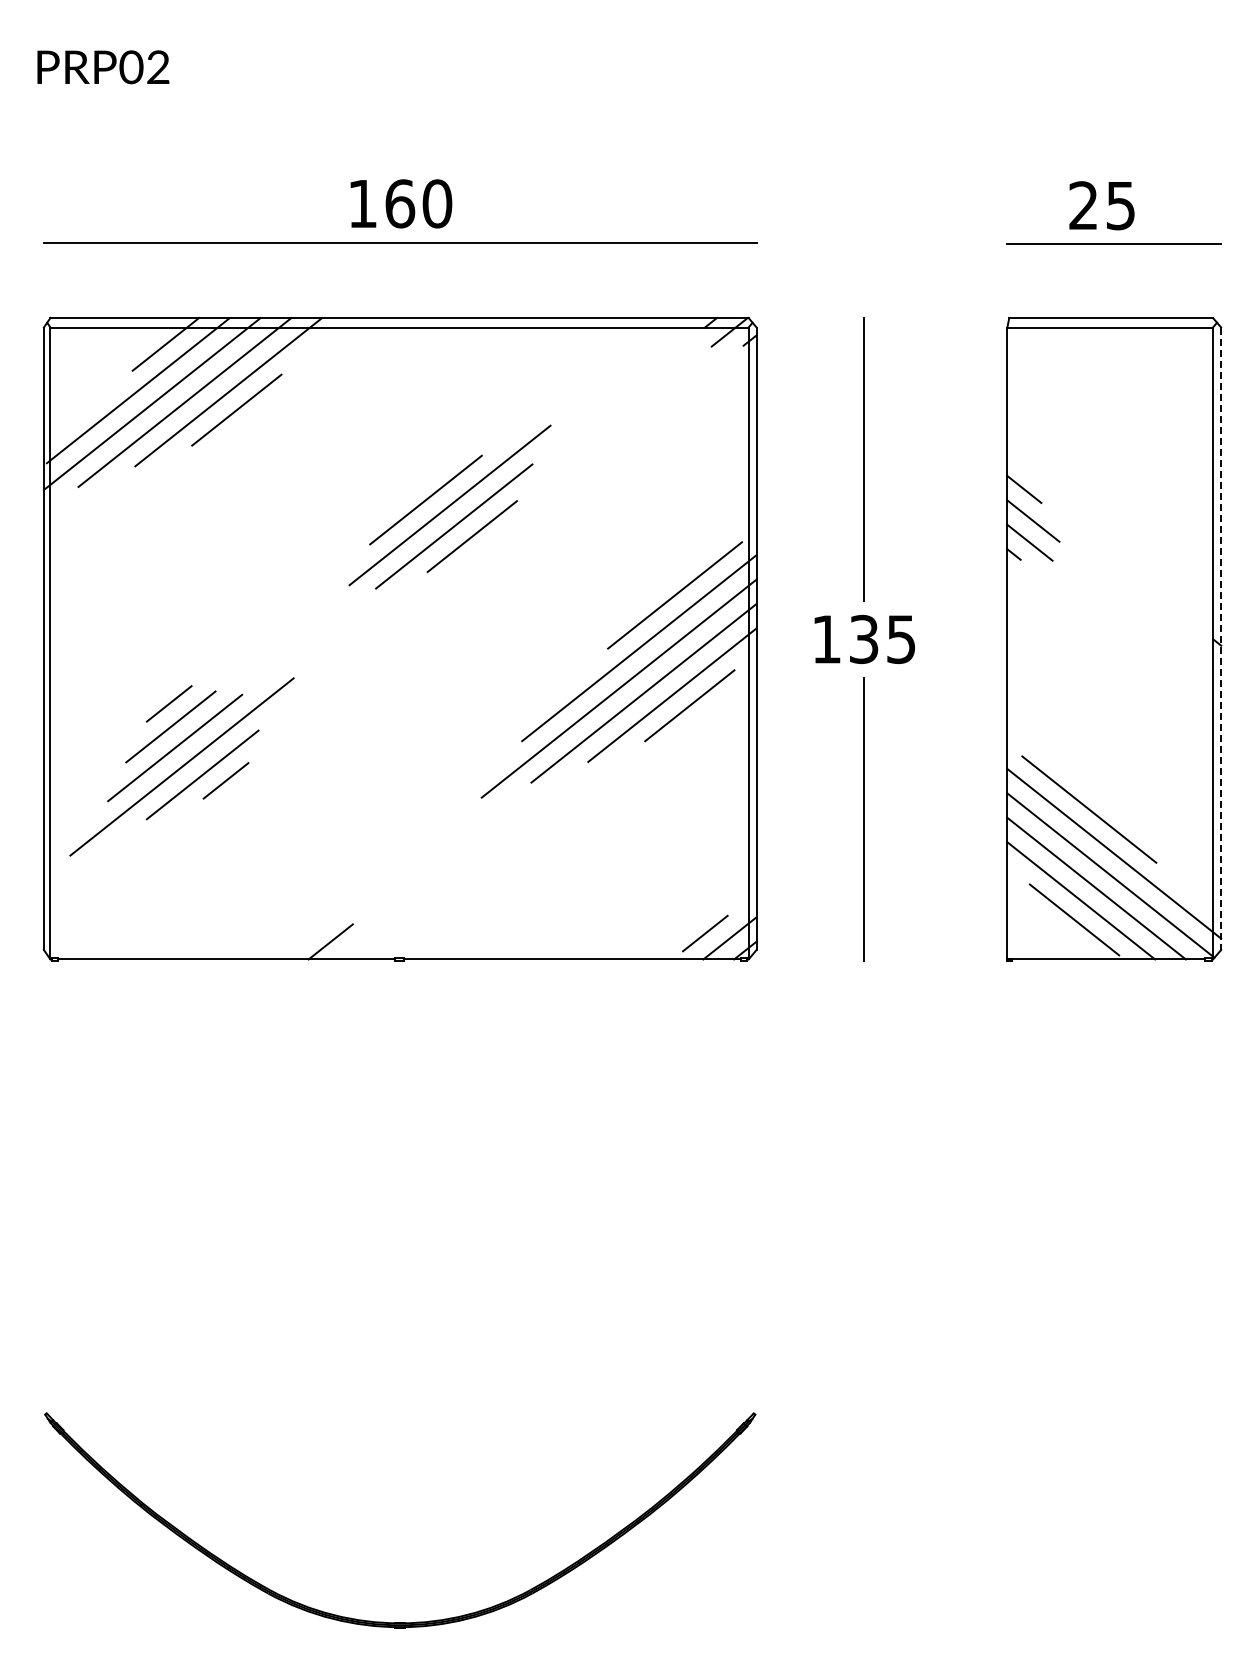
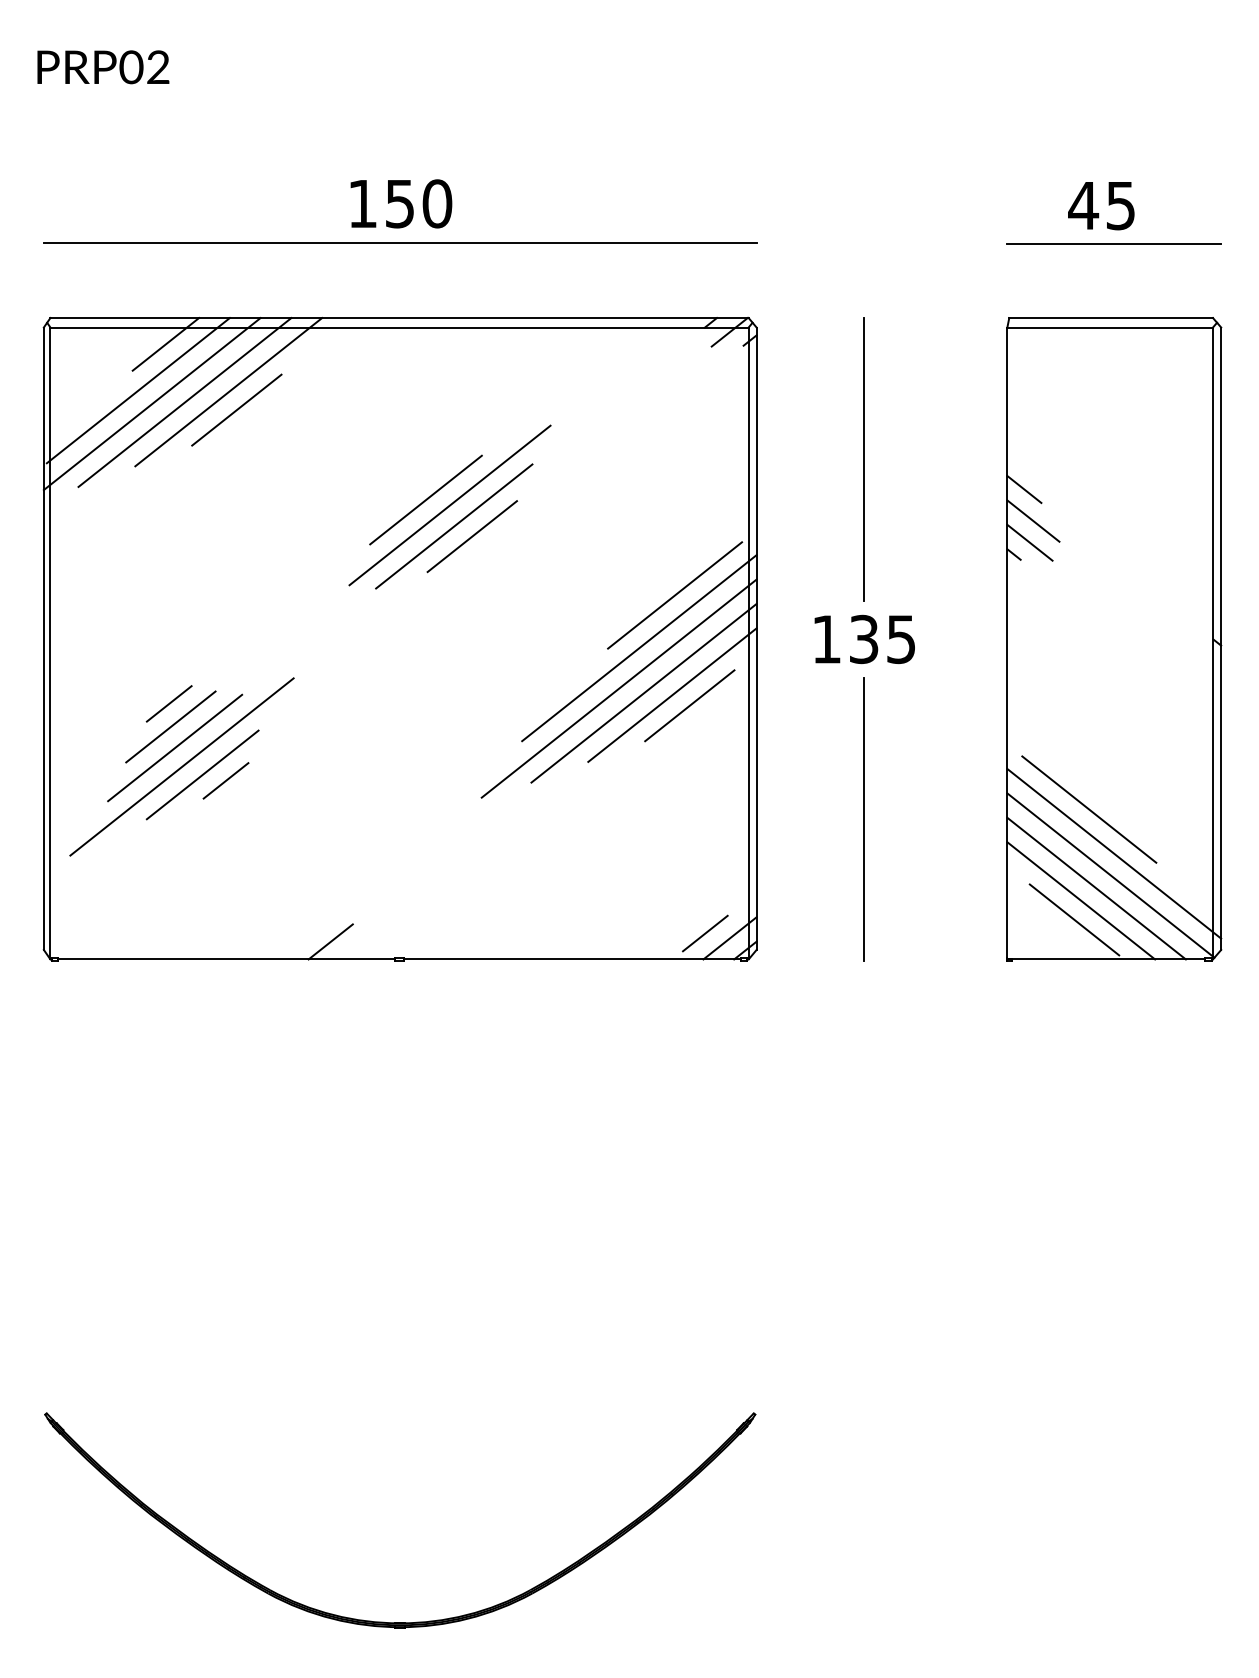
text: 160 -> 150 (400, 203)
text: 25 -> 45 (1083, 205)
line: dashed -> solid (1221, 639)
